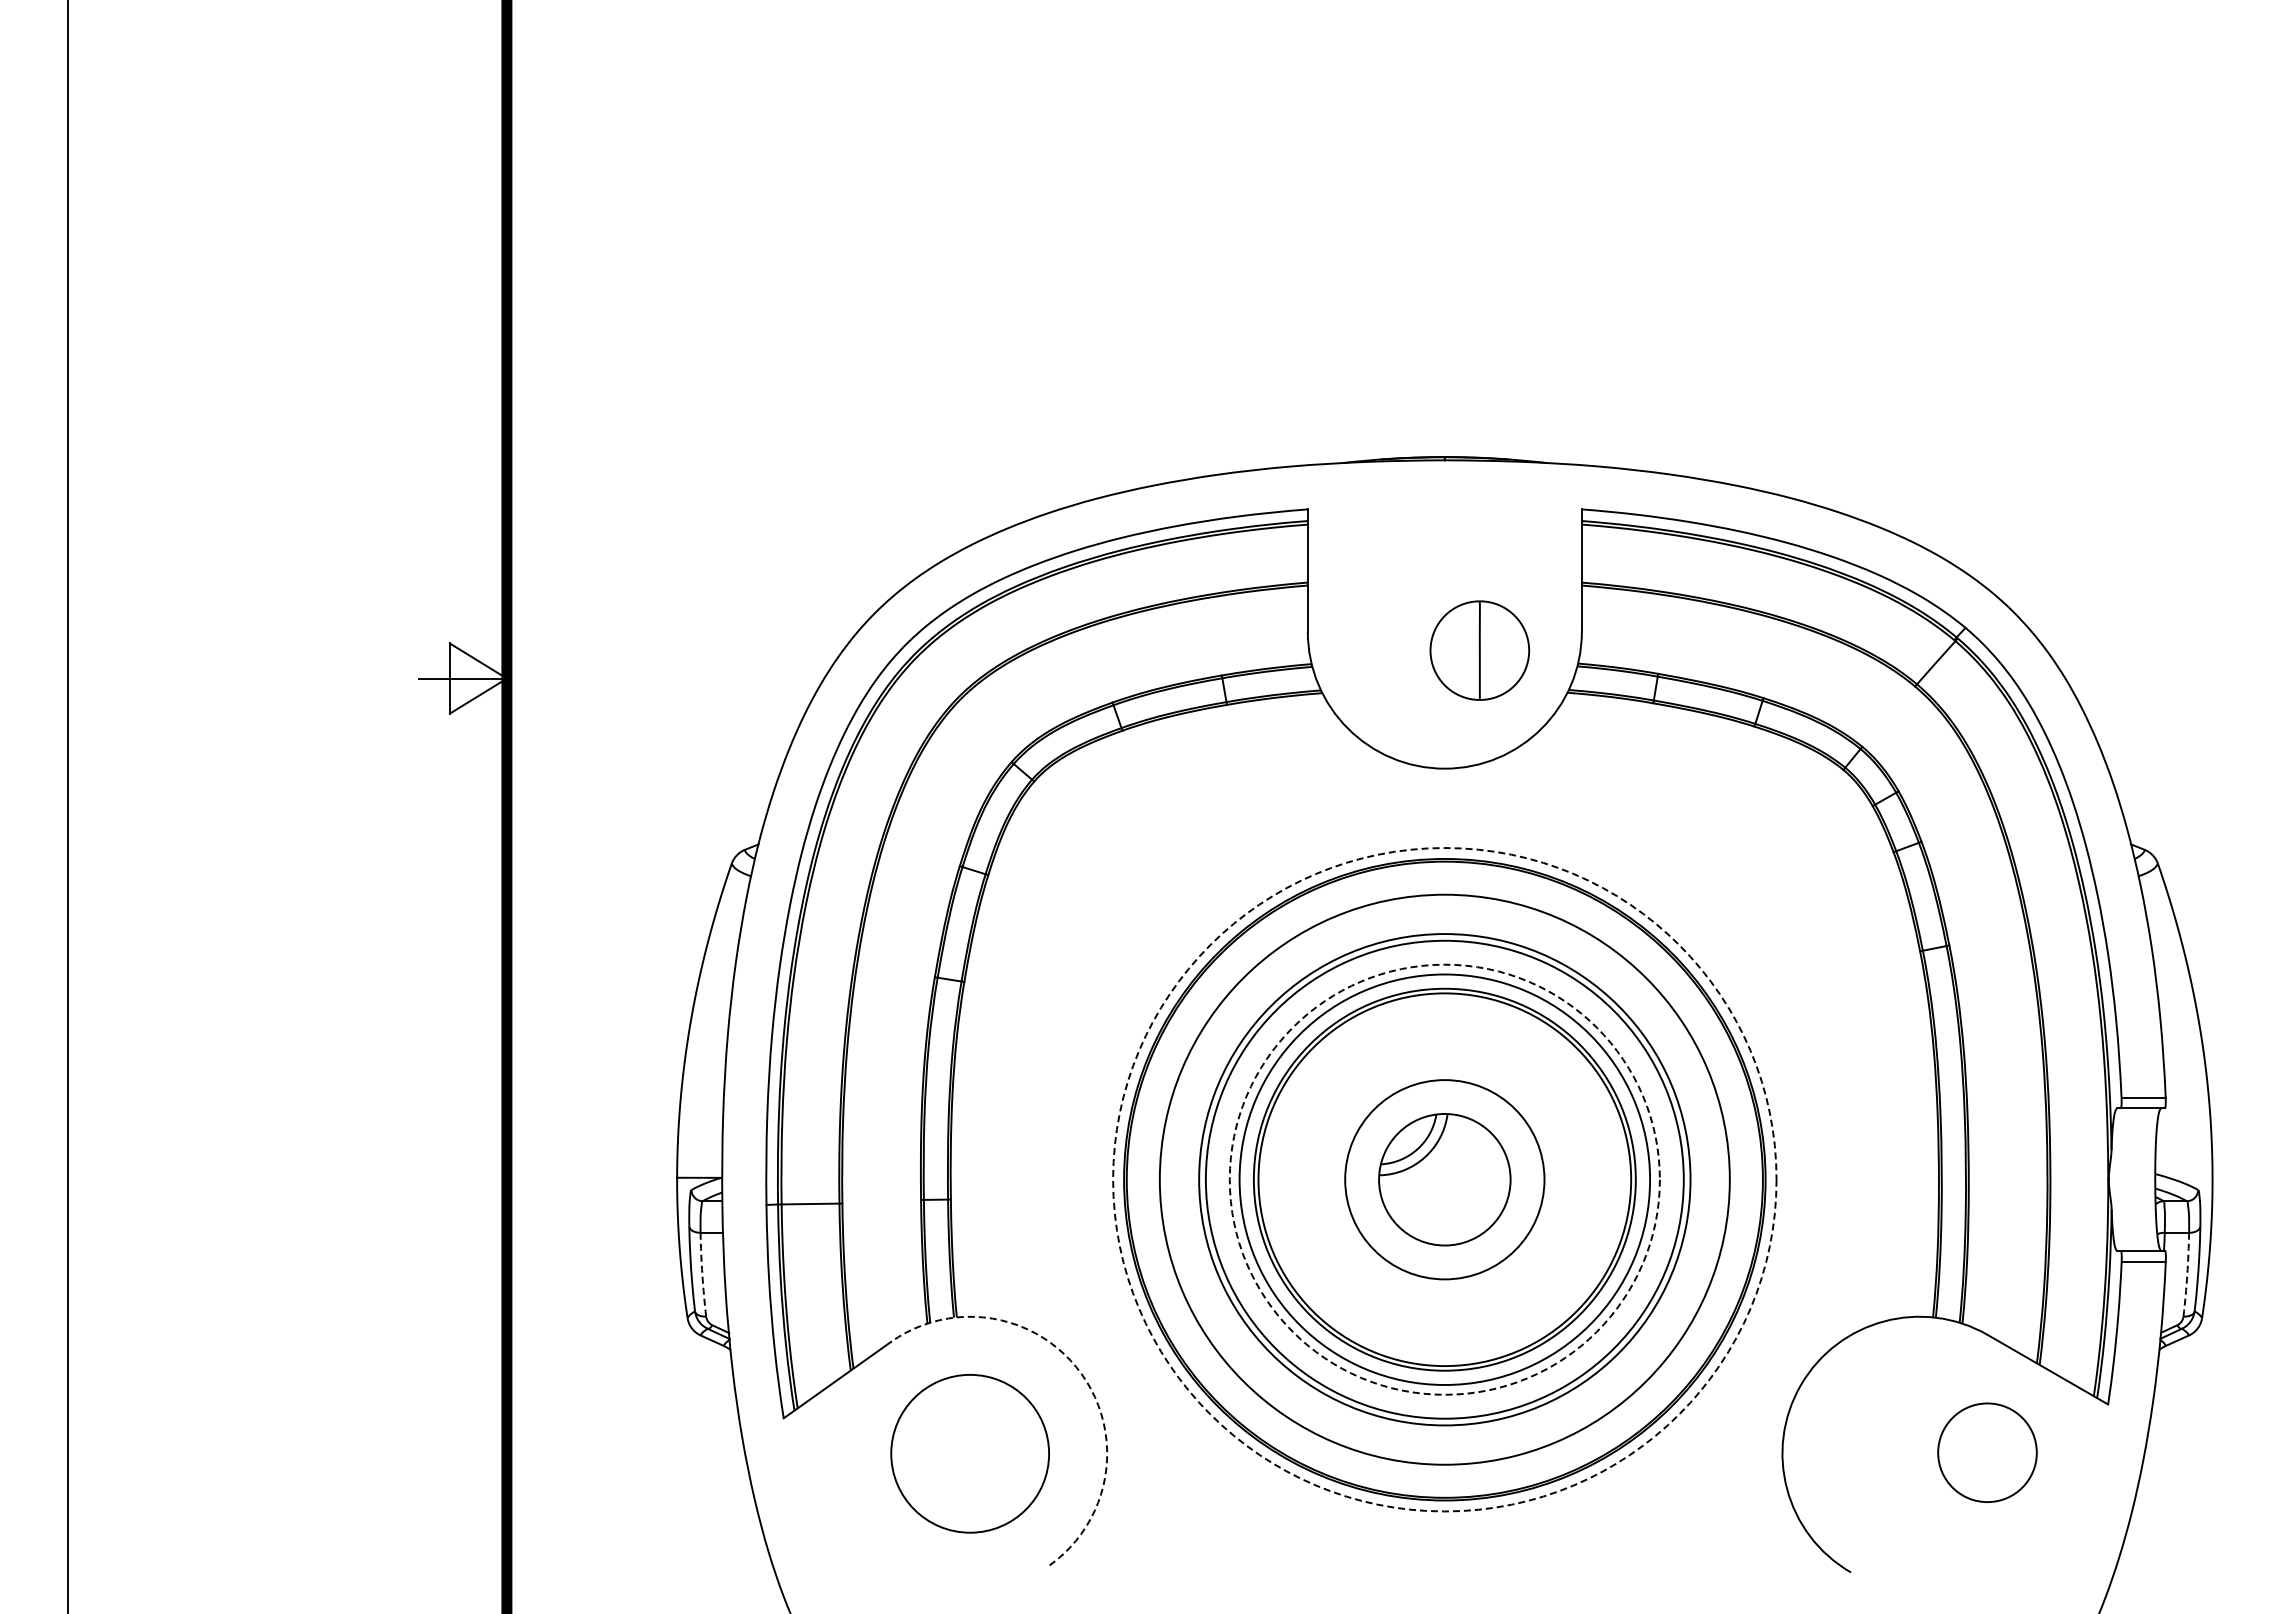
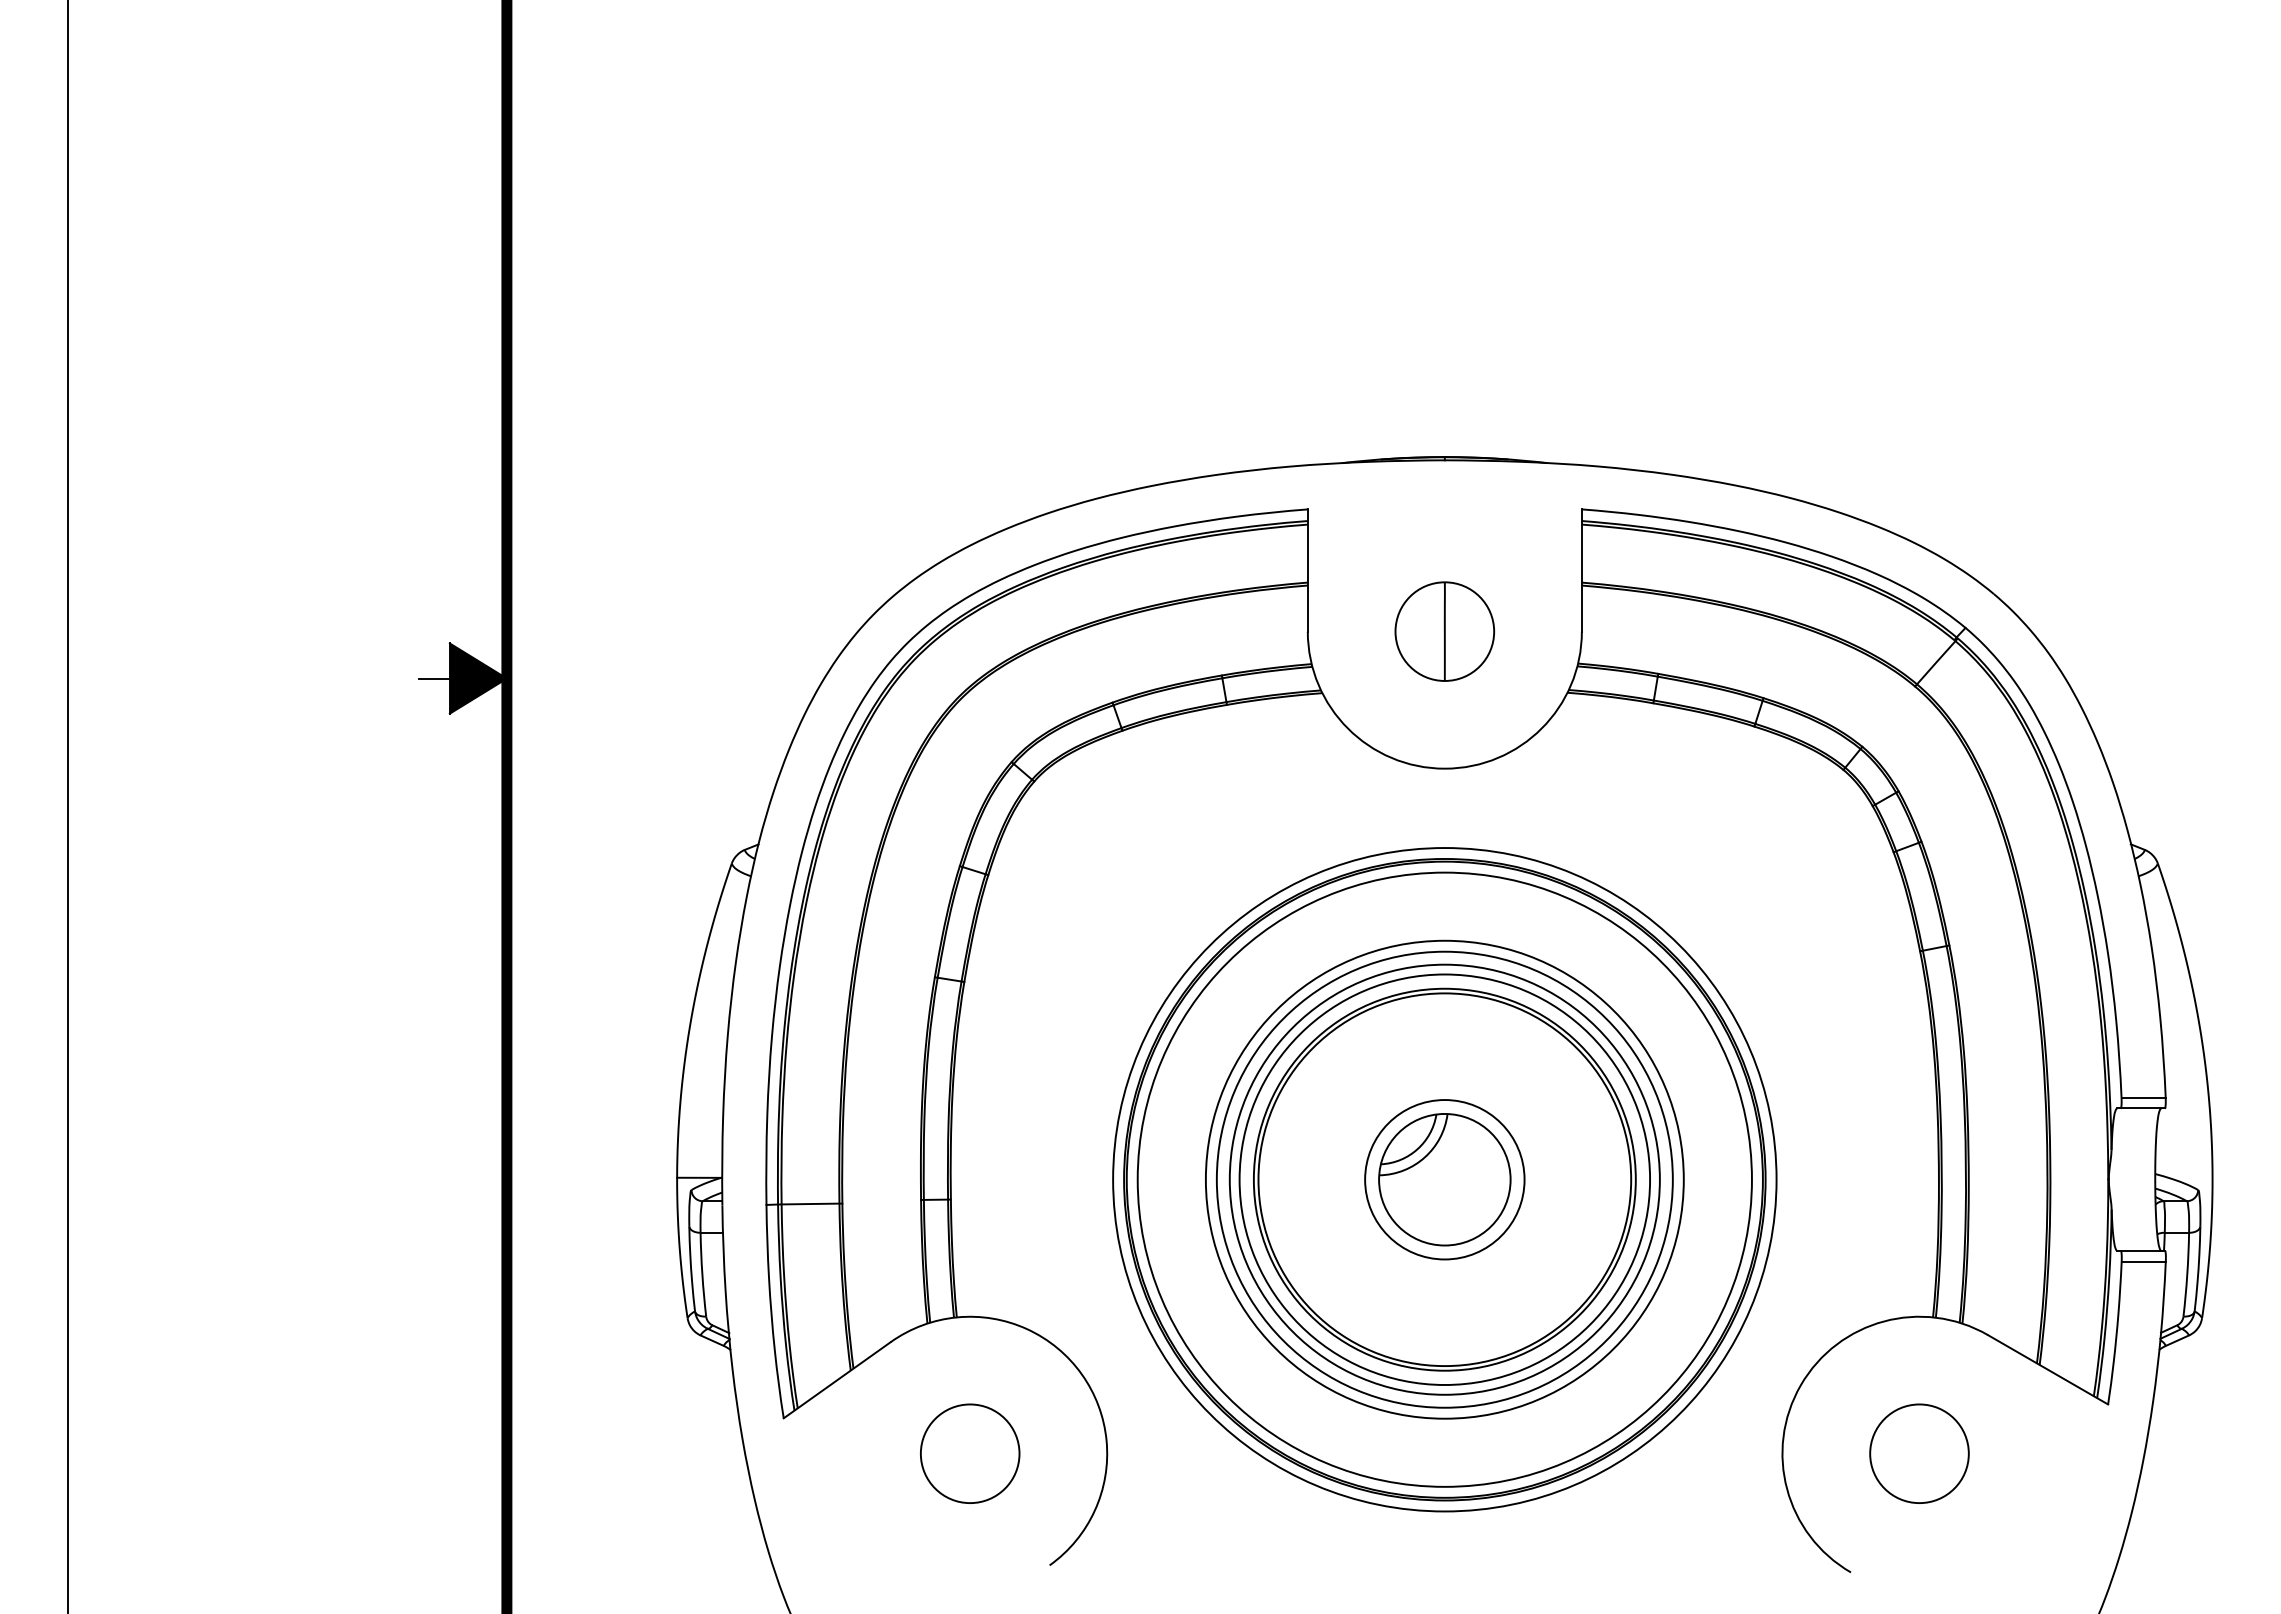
part position: (1479, 650) -> (1444, 631) (1444, 631)
fill: none -> present (477, 678)
circle diameter: 199 px -> 159 px (1444, 1179)
circle diameter: 491 px -> 614 px (1444, 1179)
circle diameter: 570 px -> 456 px (1444, 1179)
circle: dashed -> solid (1444, 1179)
circle: dashed -> solid (1444, 1179)
arc: dashed -> solid (702, 1274)
arc: dashed -> solid (2187, 1274)
arc: dashed -> solid (1081, 1374)
circle position: (1987, 1452) -> (1919, 1453) (1919, 1453)
circle diameter: 158 px -> 99 px (969, 1453)
